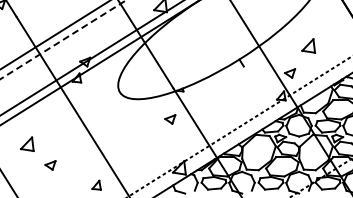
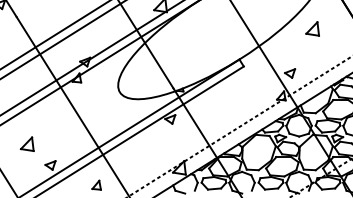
line: dashed -> solid (63, 39)
part position: (308, 45) -> (312, 28) (312, 28)
line: none -> present (131, 126)
line: none -> present (141, 130)
